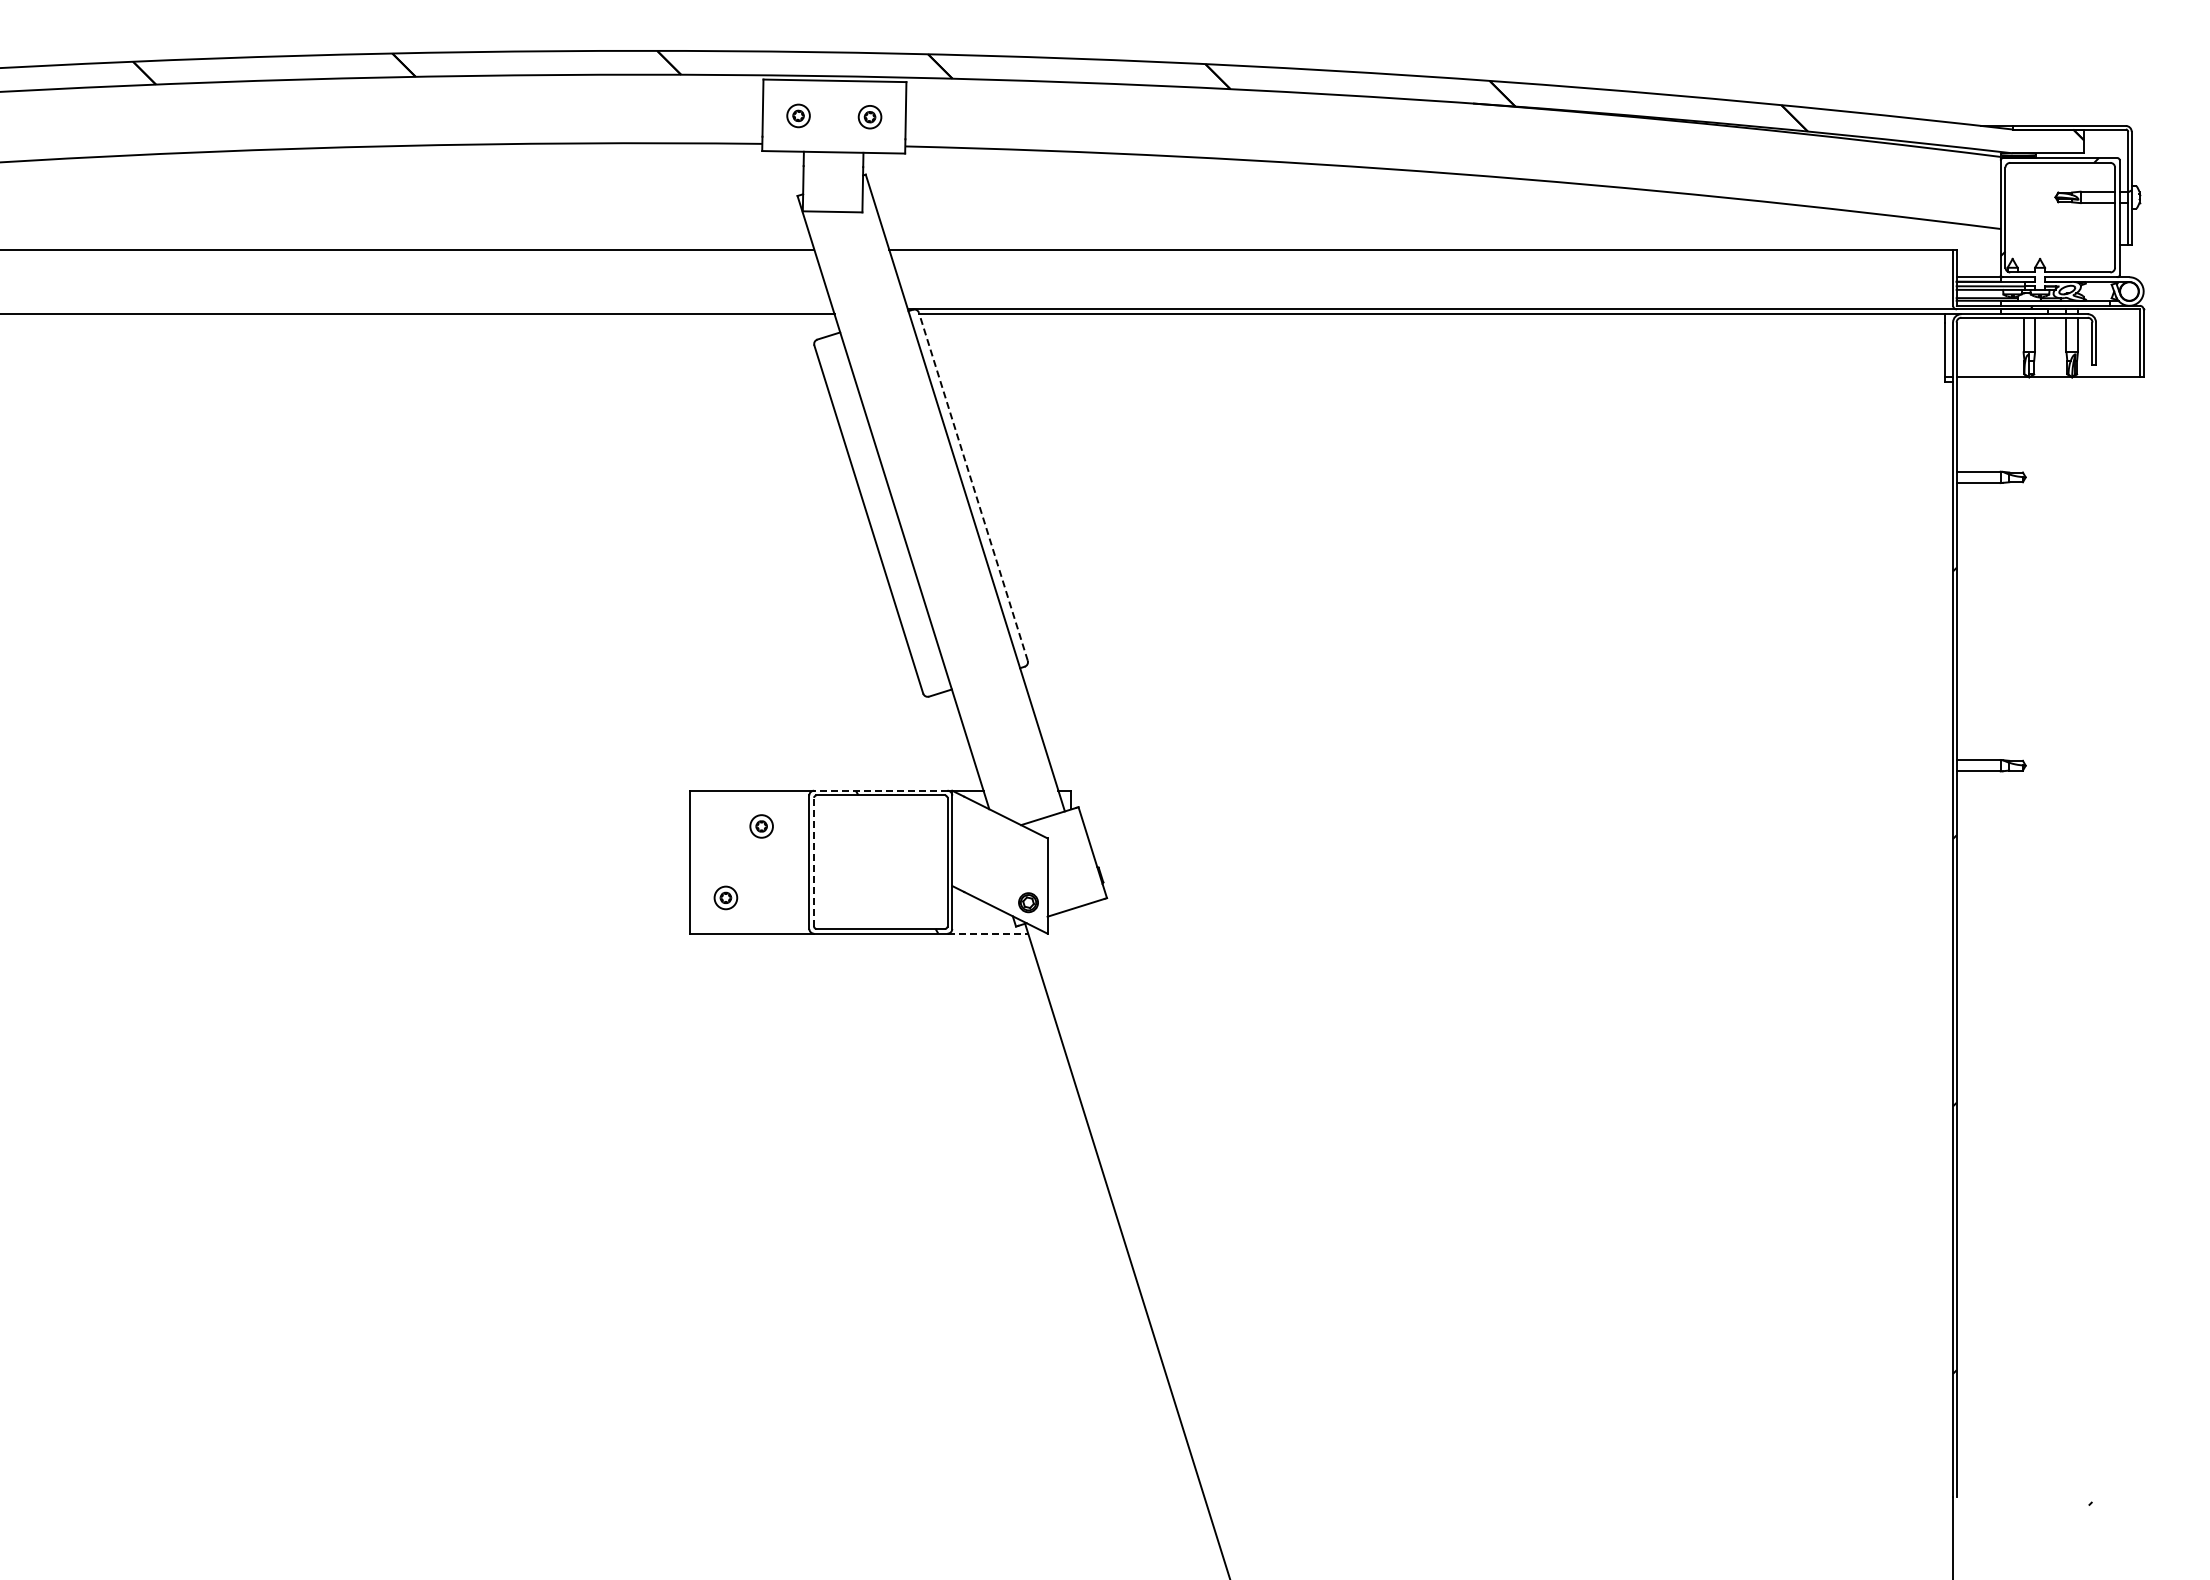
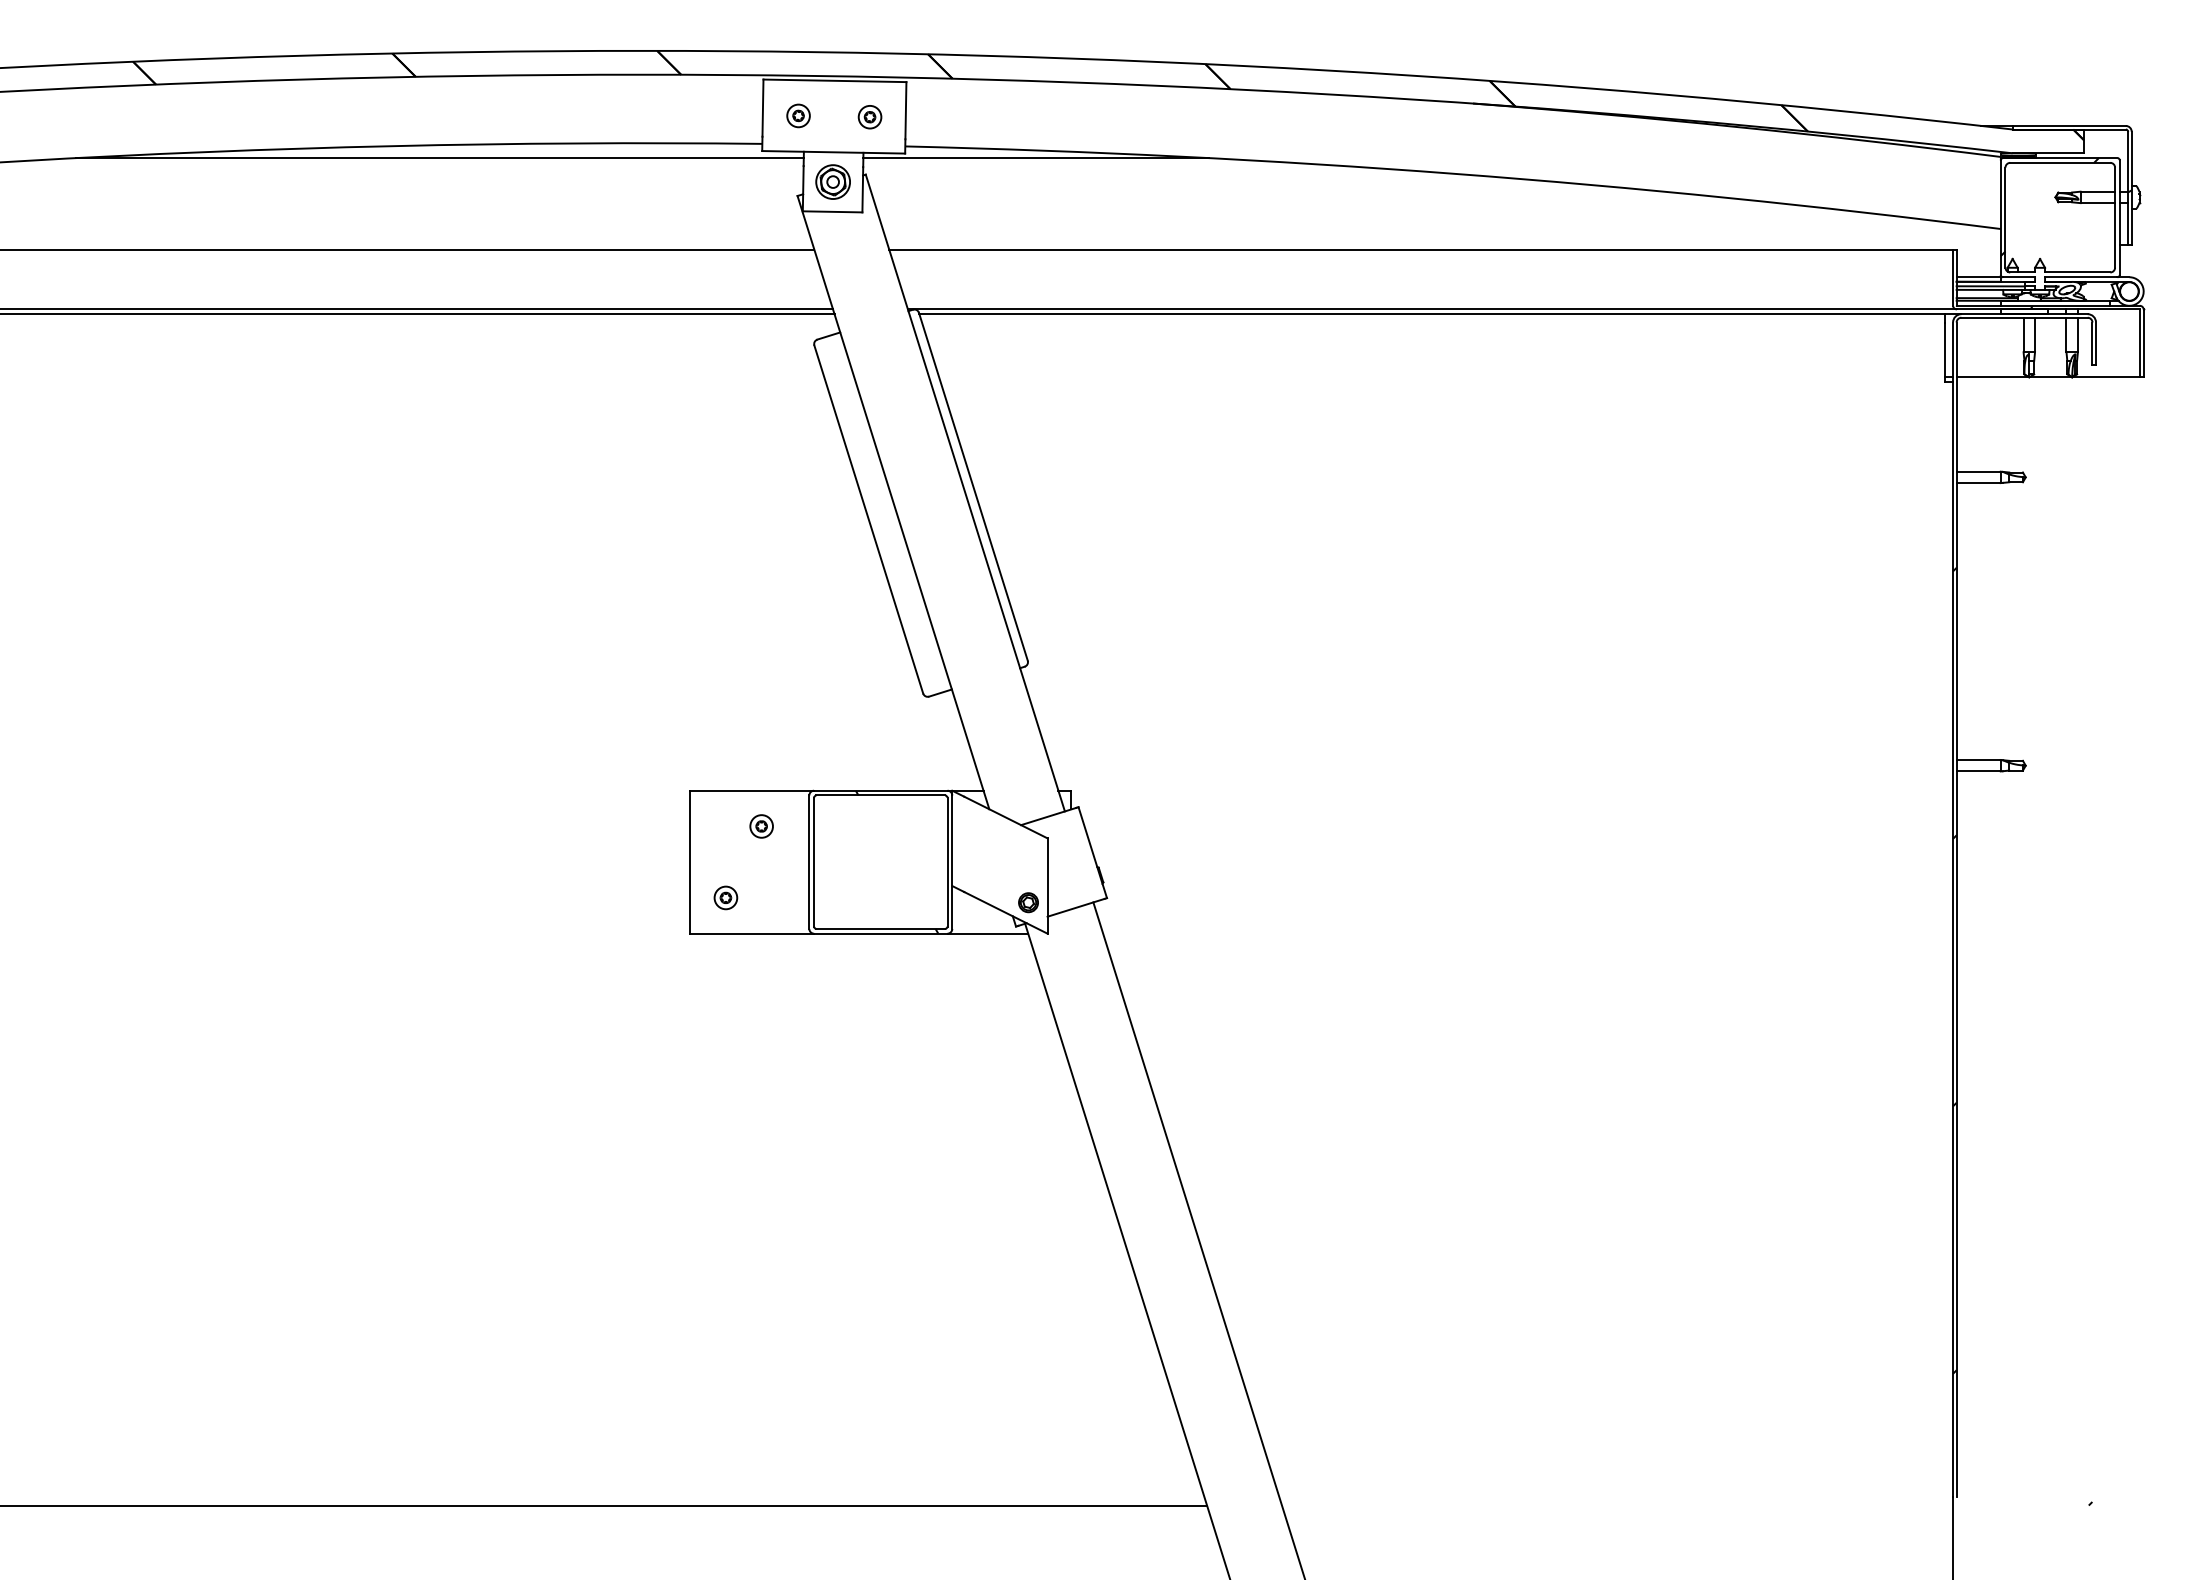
line: none -> present (439, 158)
line: none -> present (1035, 158)
part: none -> present (832, 181)
line: none -> present (417, 309)
line: dashed -> solid (973, 486)
line: dashed -> solid (880, 790)
line: dashed -> solid (814, 861)
line: dashed -> solid (988, 933)
line: none -> present (1198, 1239)
line: none -> present (604, 1505)
